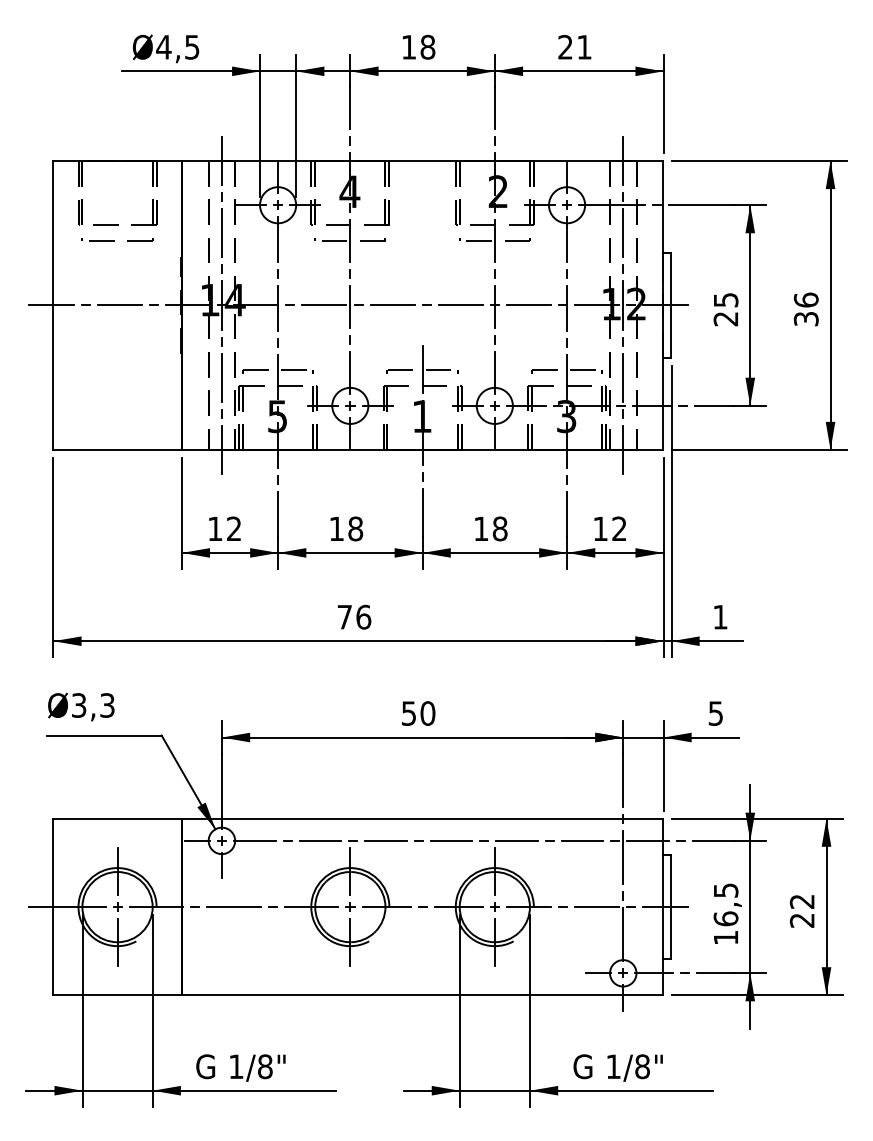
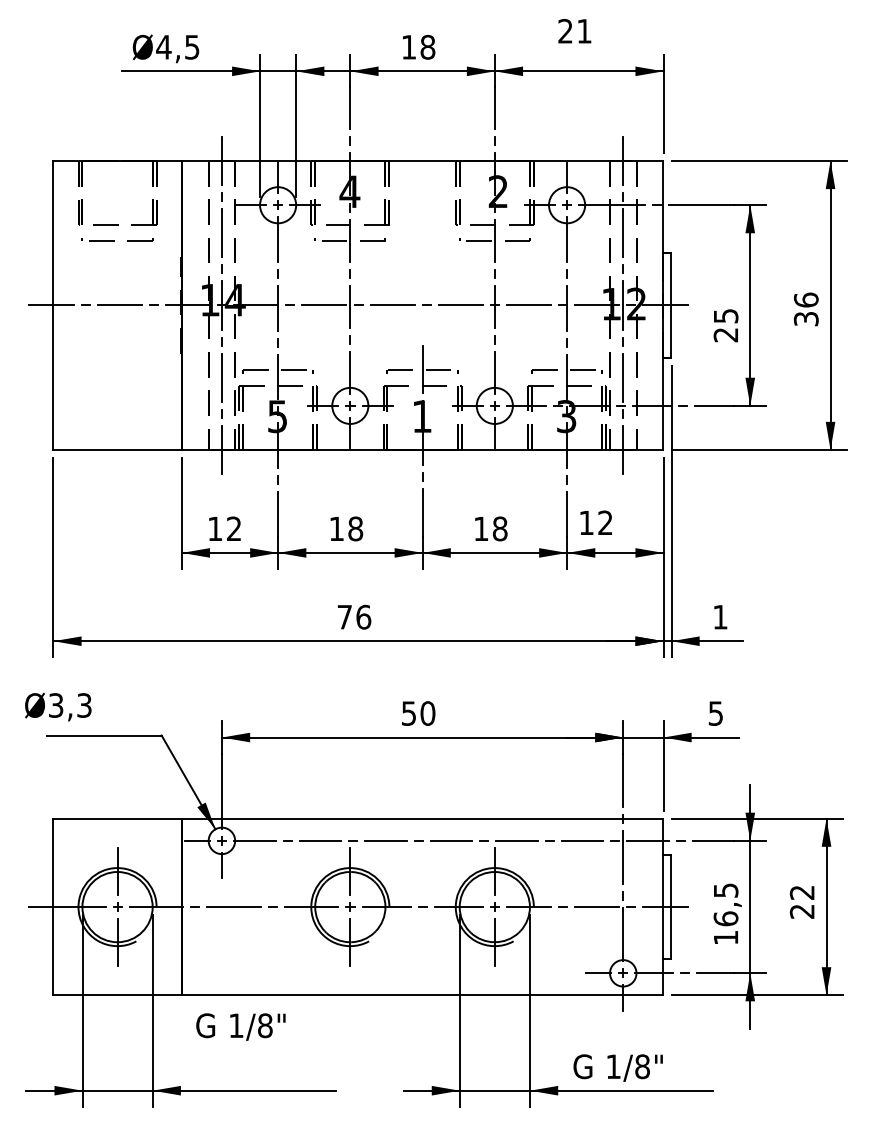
text position: (574, 46) -> (574, 30) (574, 30)
text position: (725, 309) -> (725, 325) (725, 325)
text position: (609, 528) -> (595, 522) (595, 522)
text position: (81, 706) -> (58, 706) (58, 706)
text position: (801, 911) -> (801, 902) (801, 902)
text position: (240, 1067) -> (240, 1026) (240, 1026)
